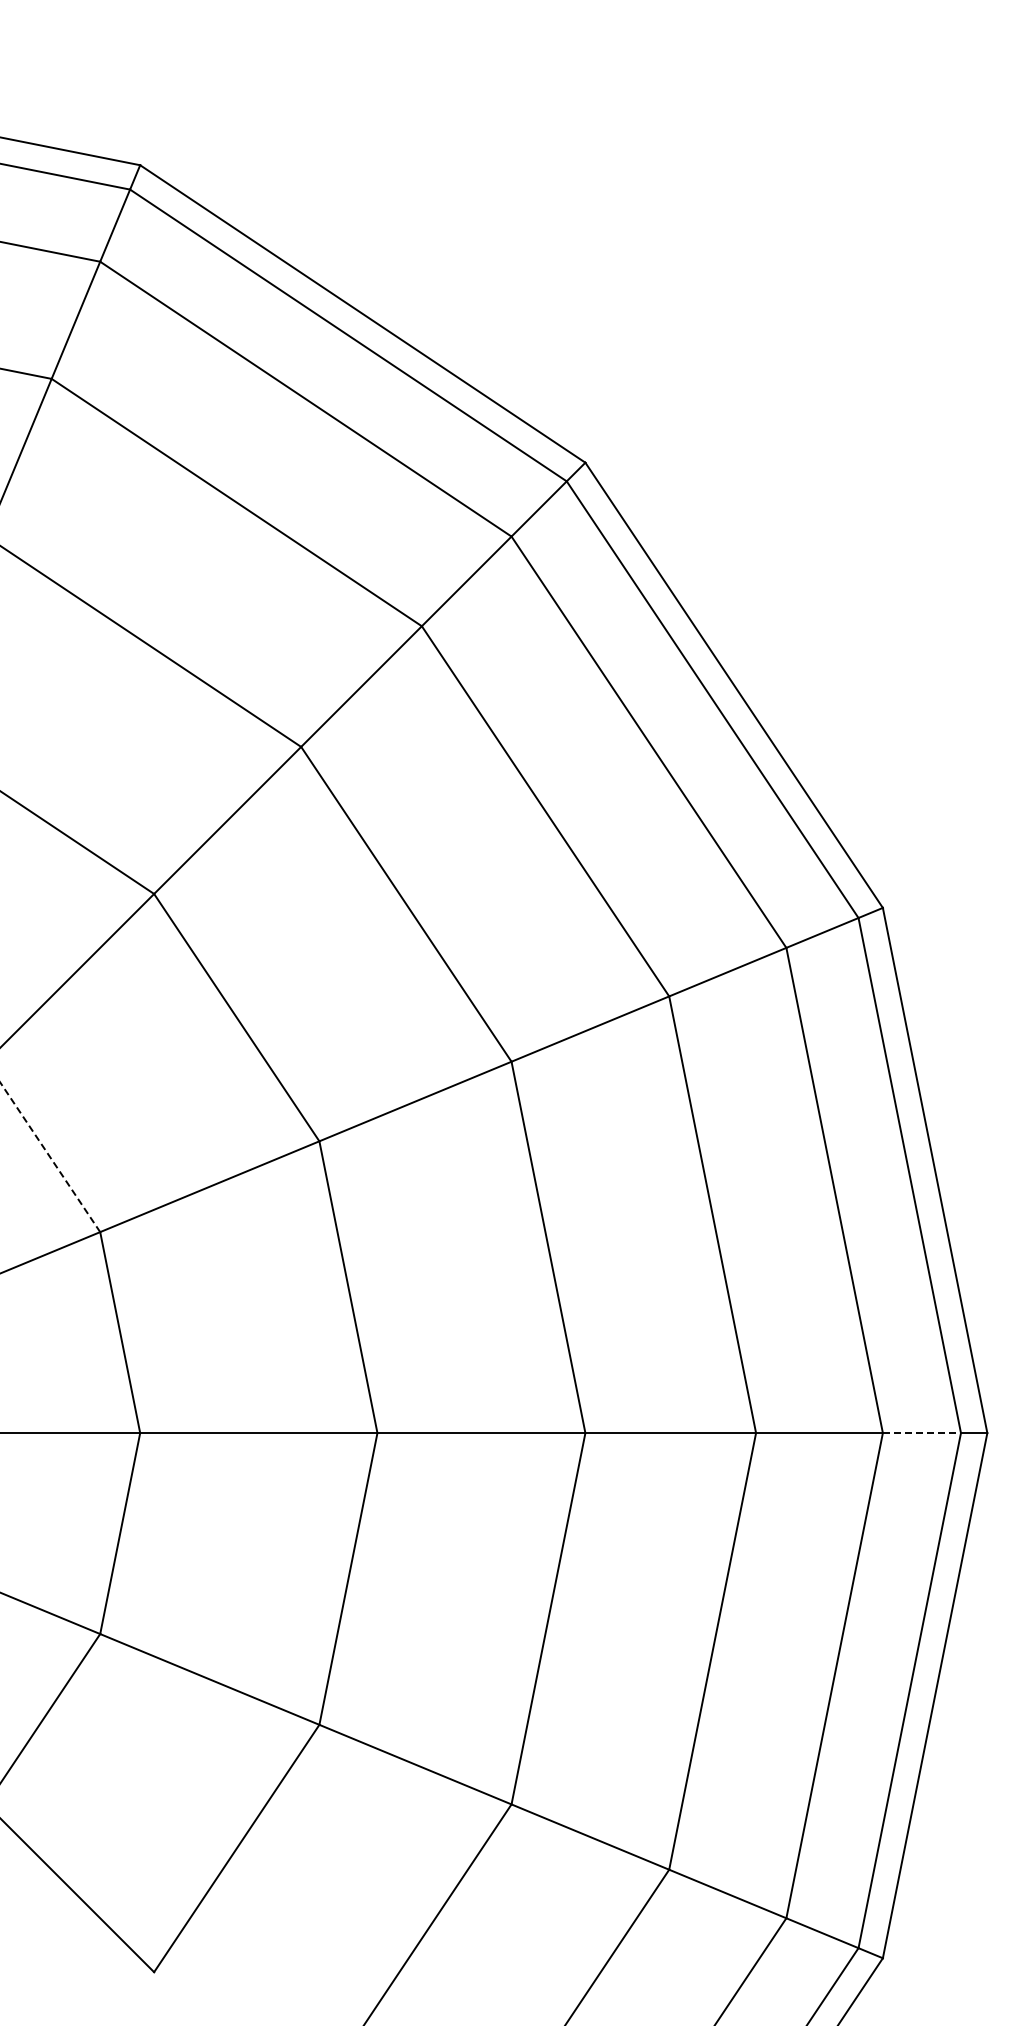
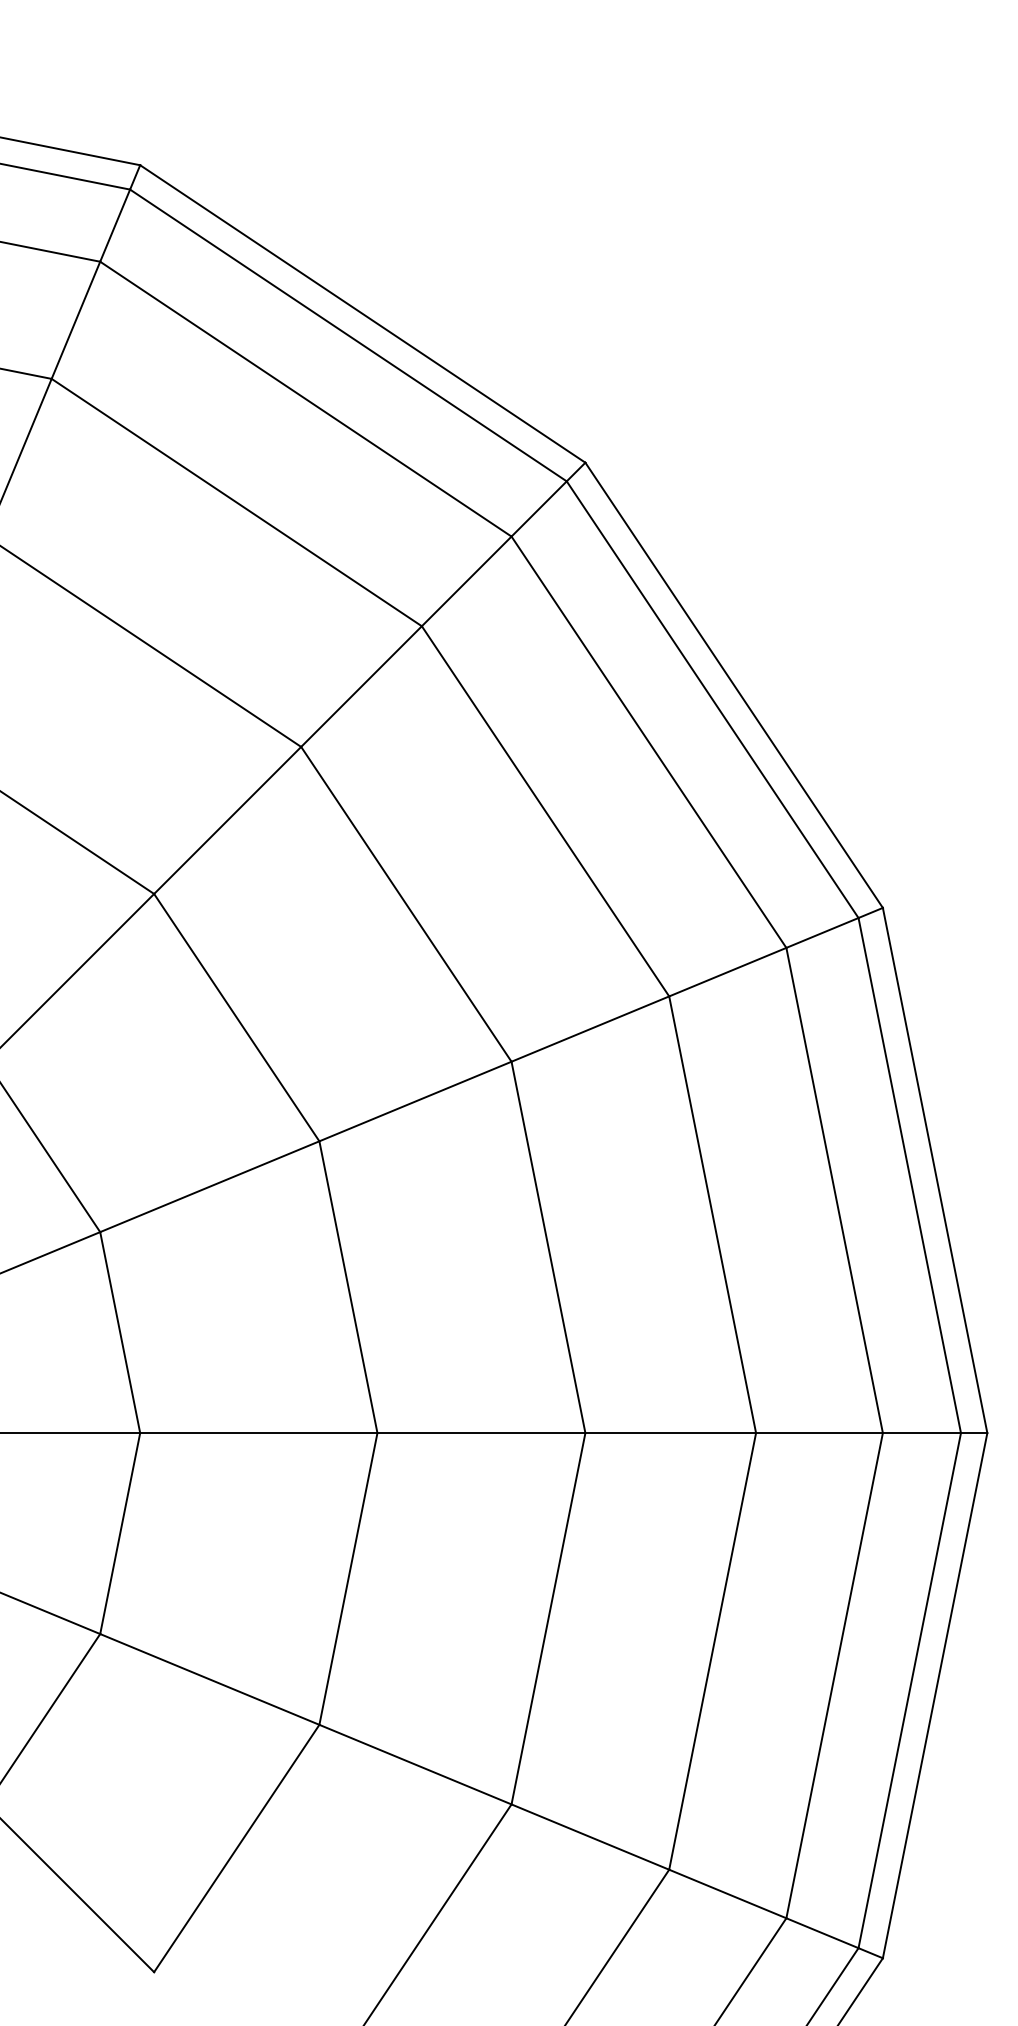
line: dashed -> solid (50, 1157)
line: dashed -> solid (922, 1433)
